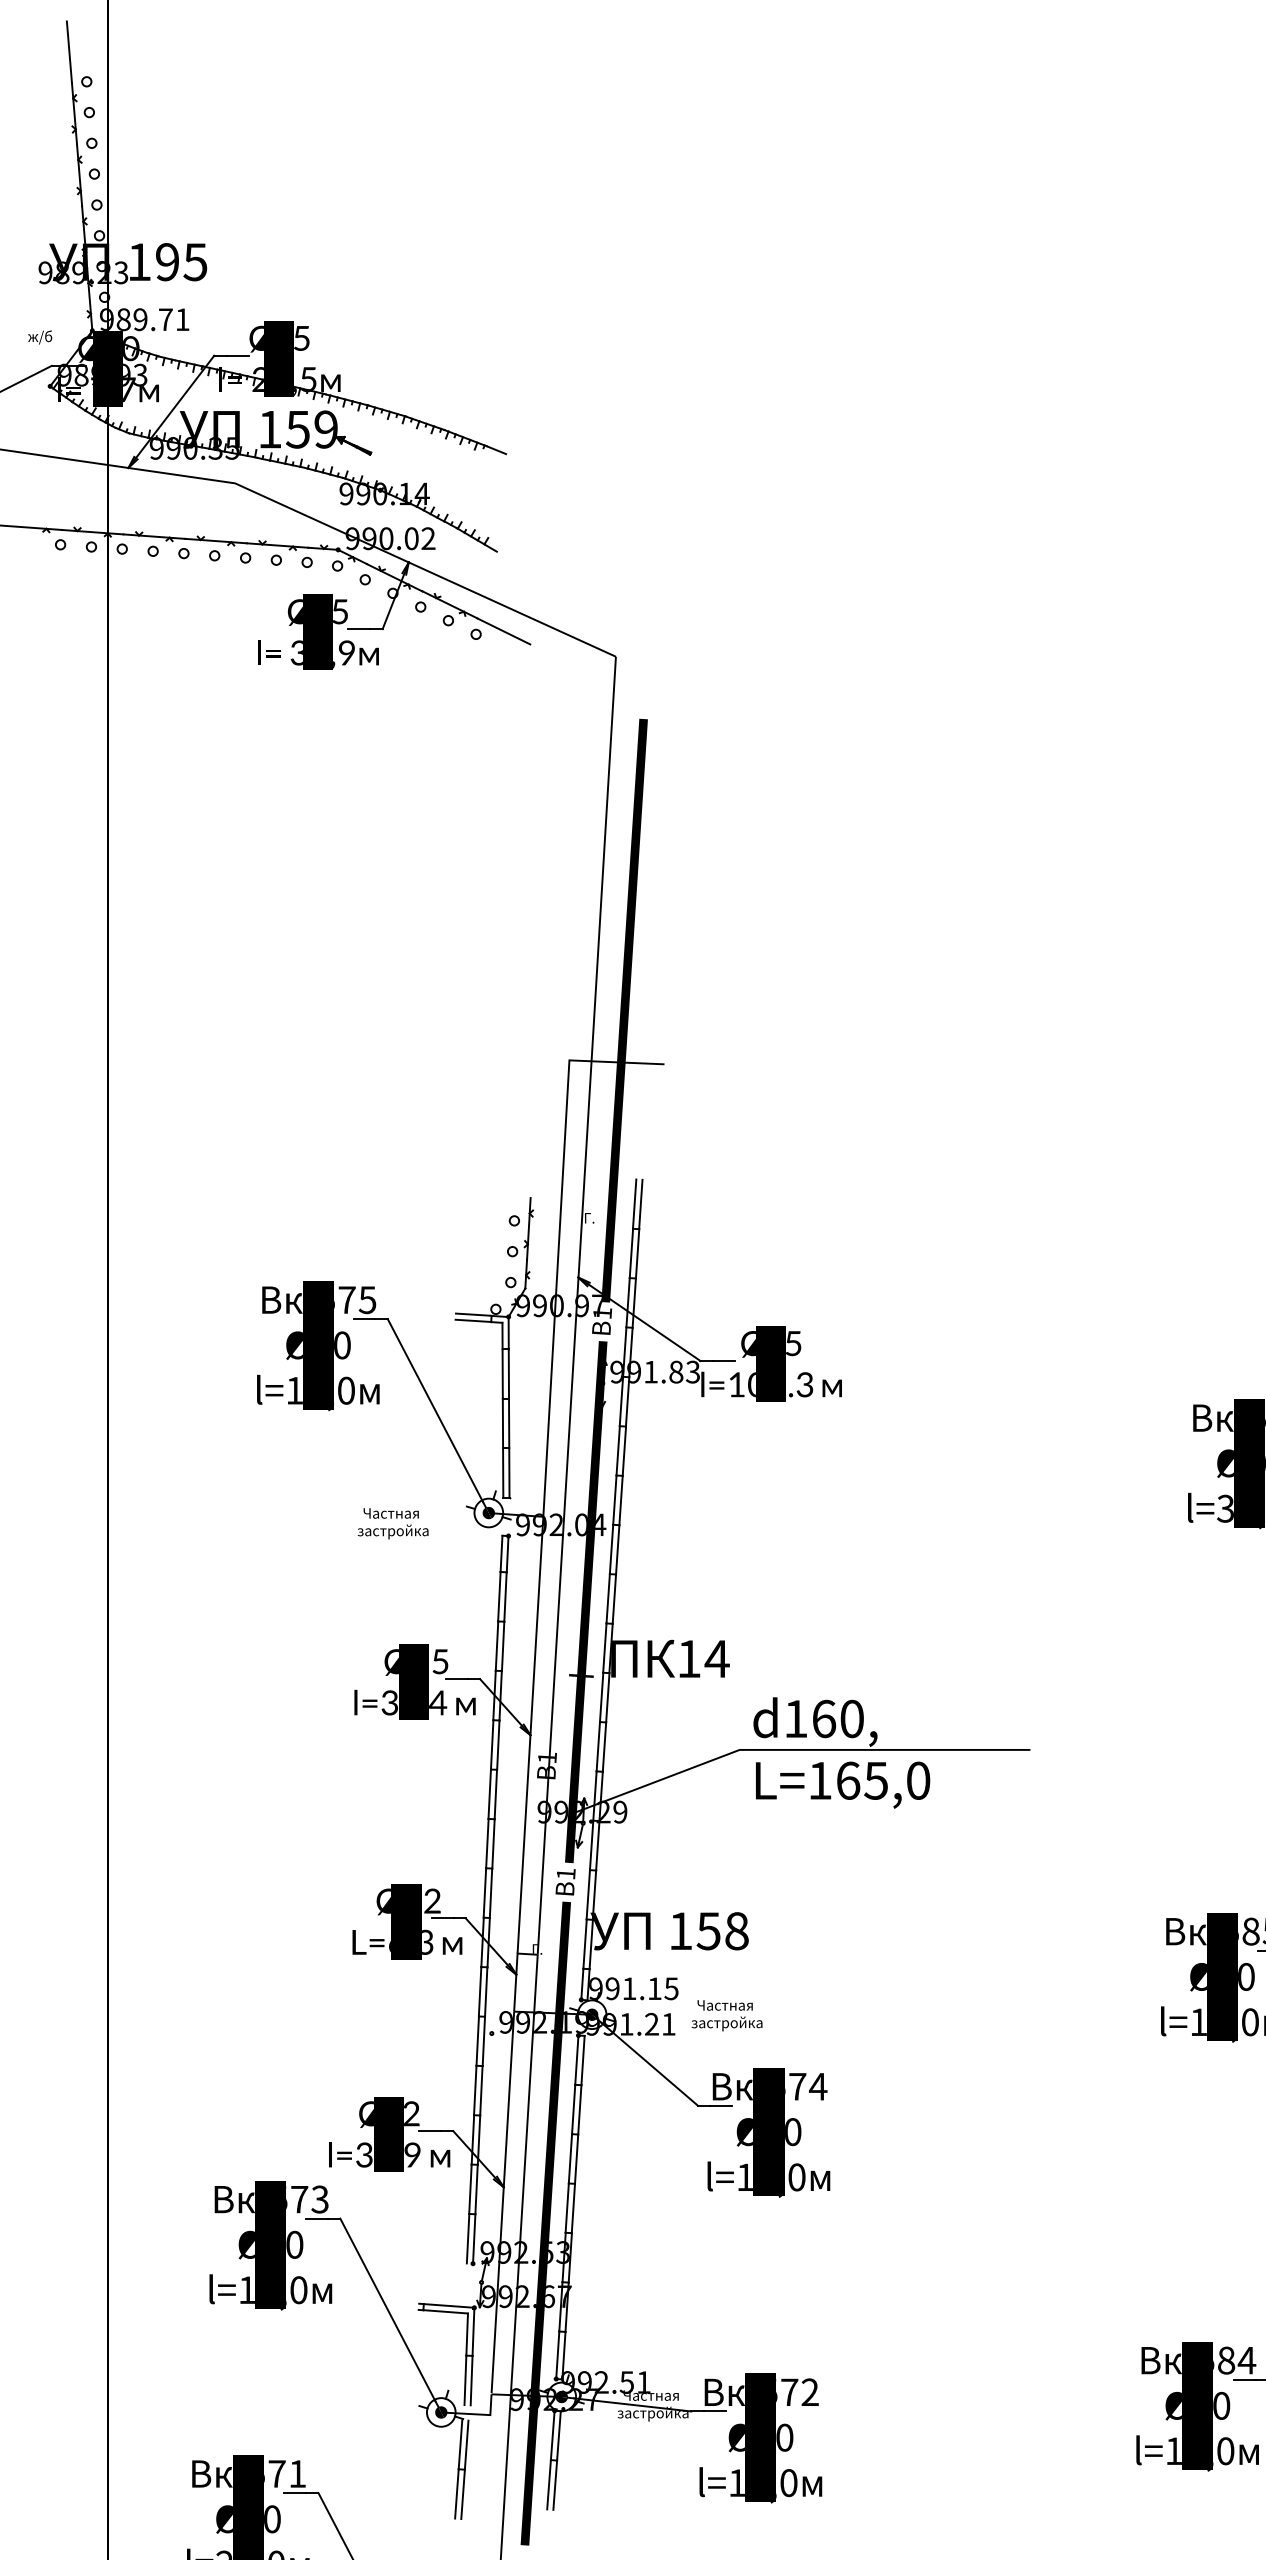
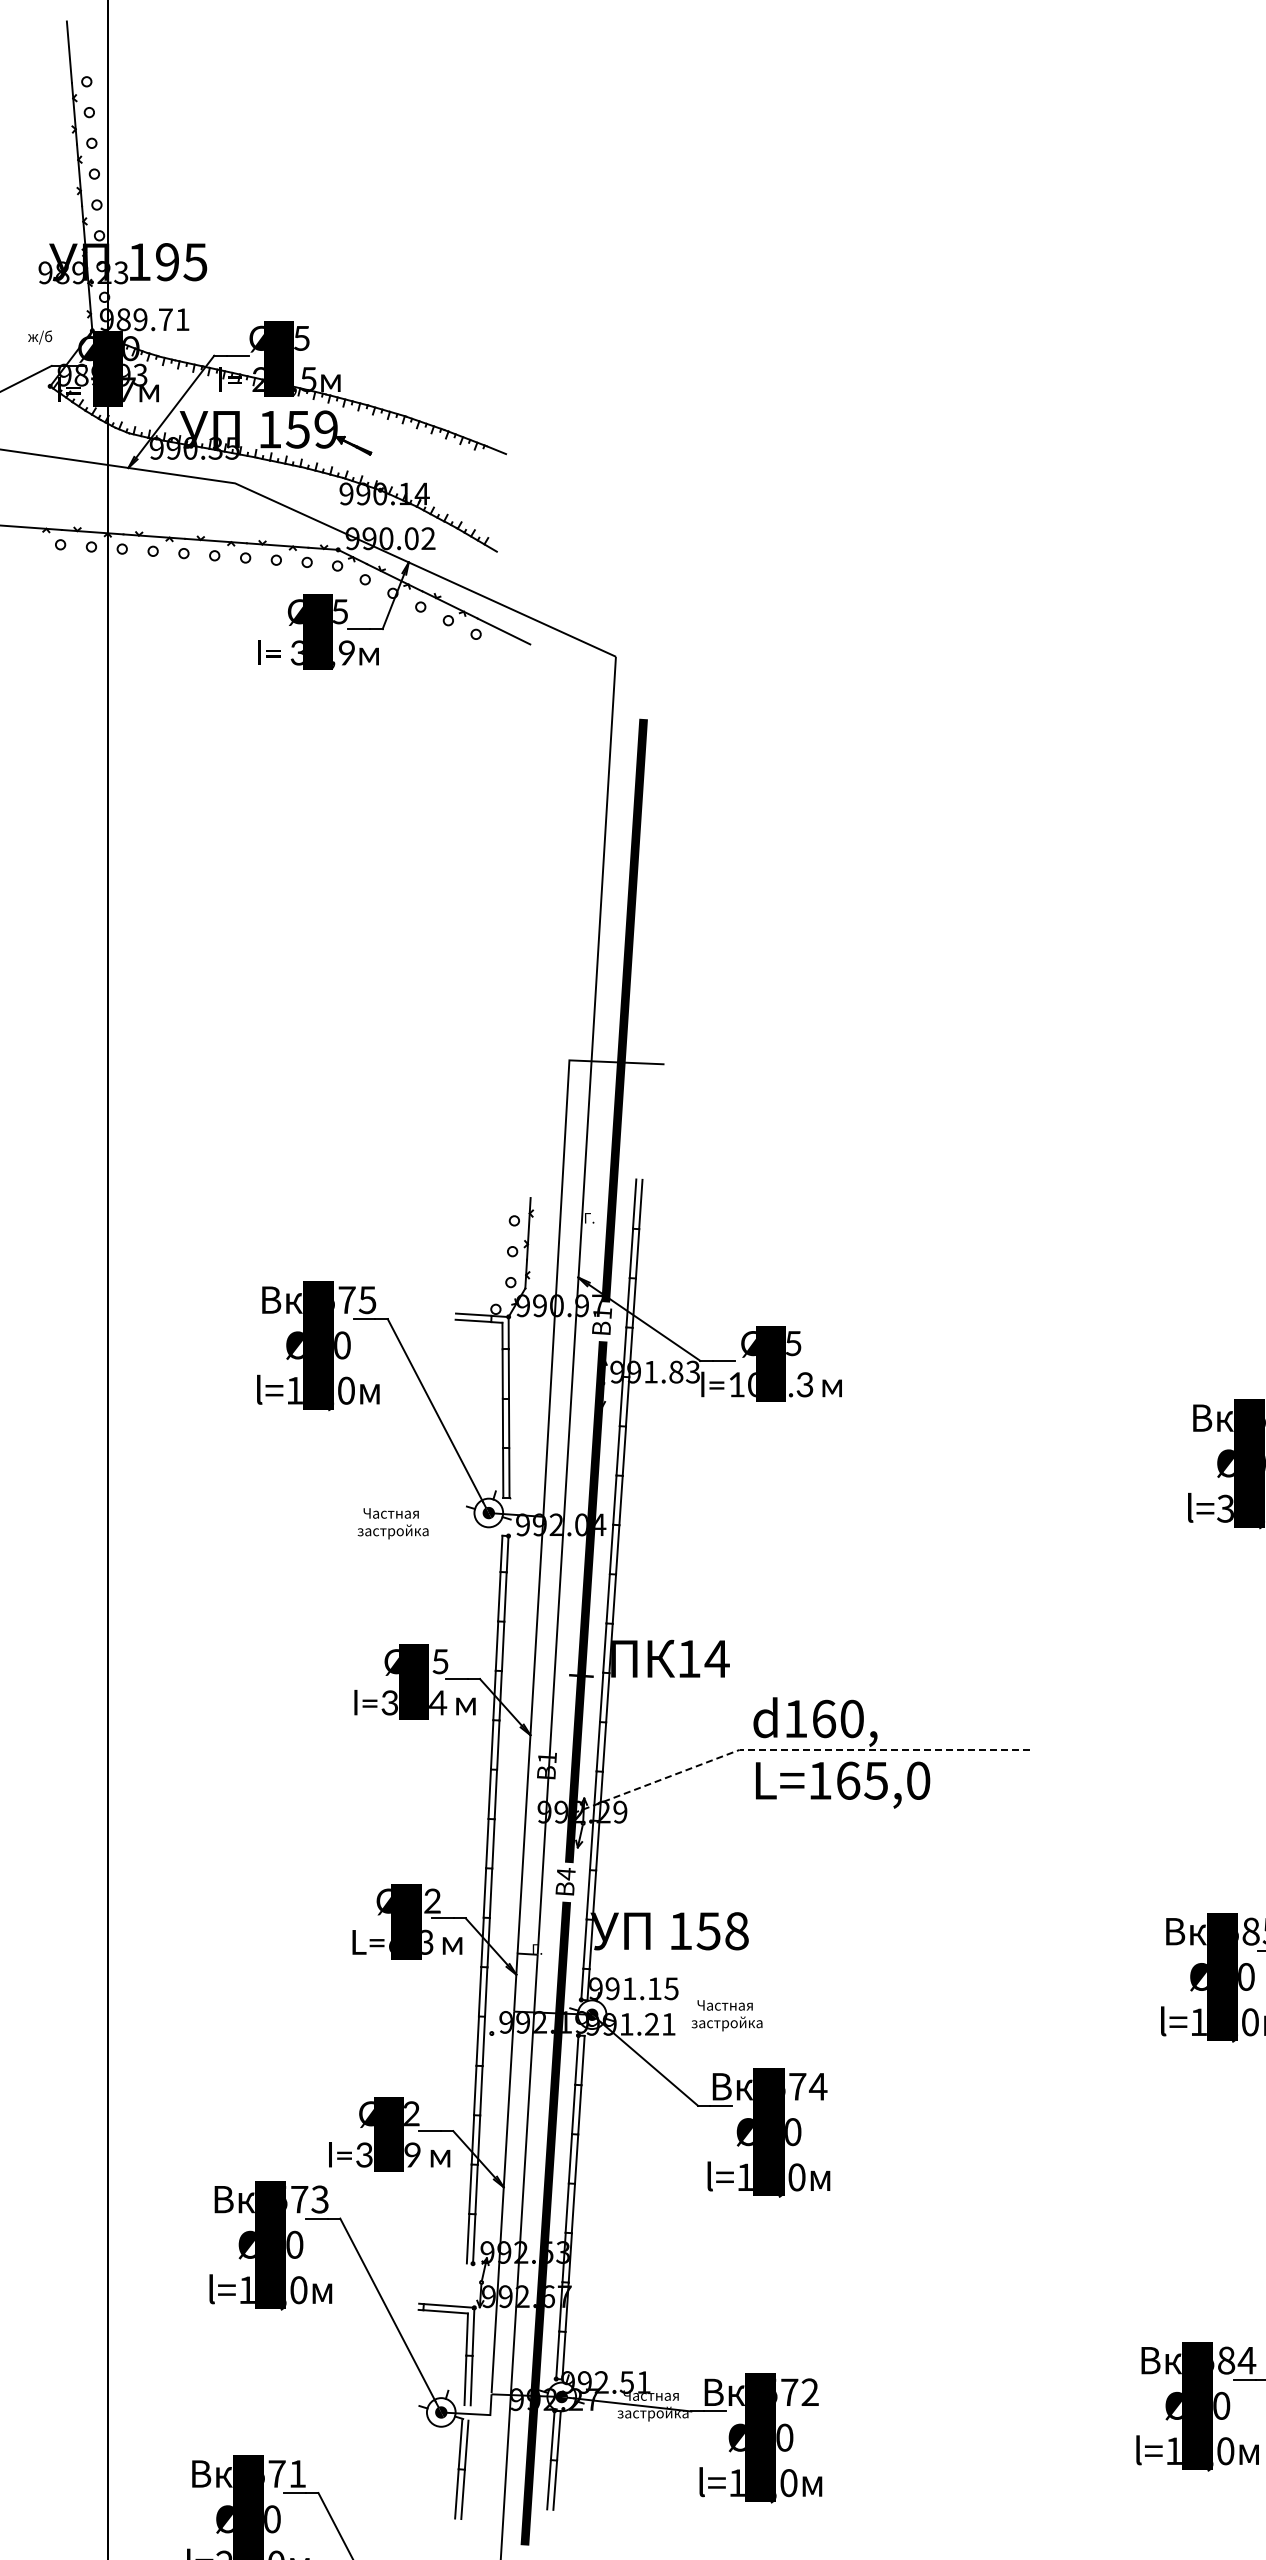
line: solid -> dashed (795, 1749)
text: B1 -> B4 (566, 1874)
